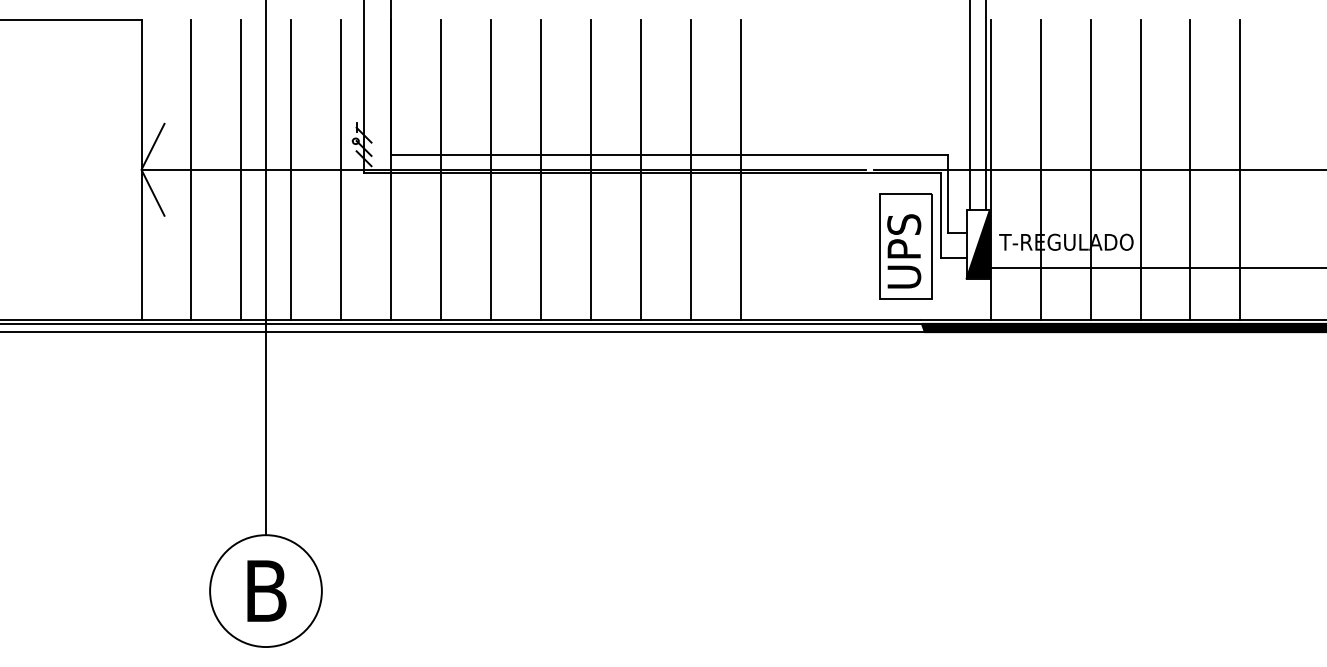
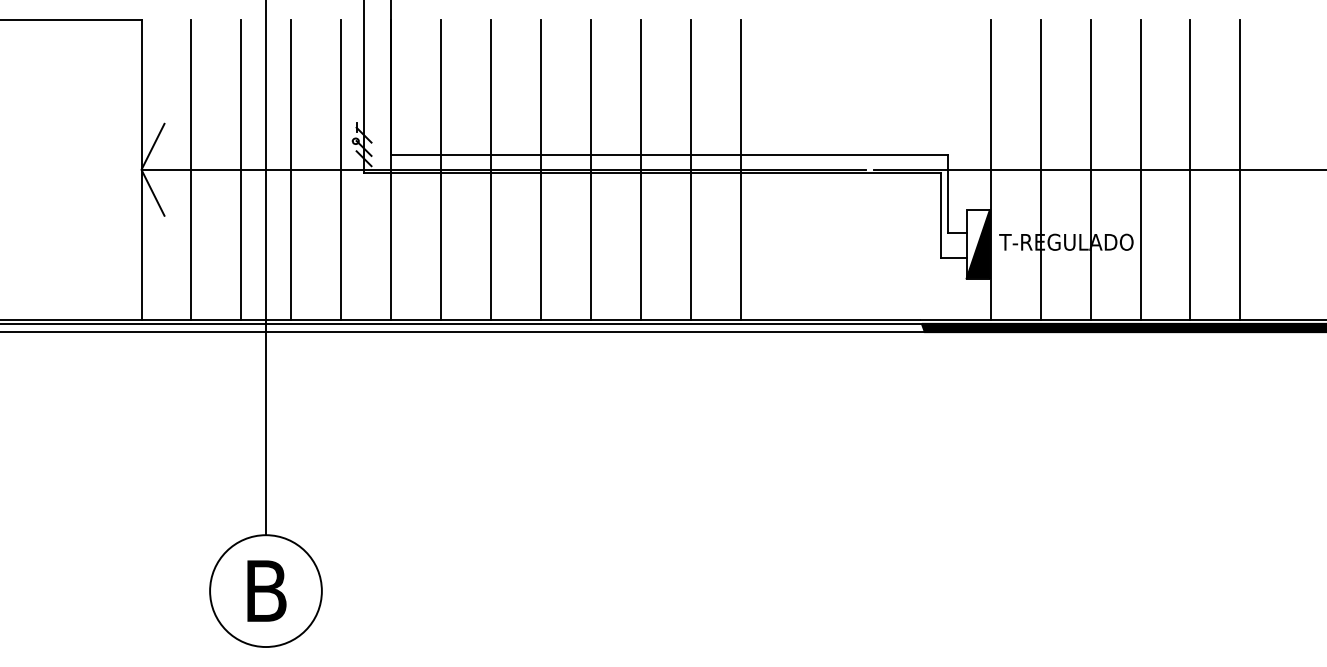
line: present -> none (985, 105)
line: present -> none (969, 106)
part: present -> none (905, 246)
line: present -> none (1155, 267)
